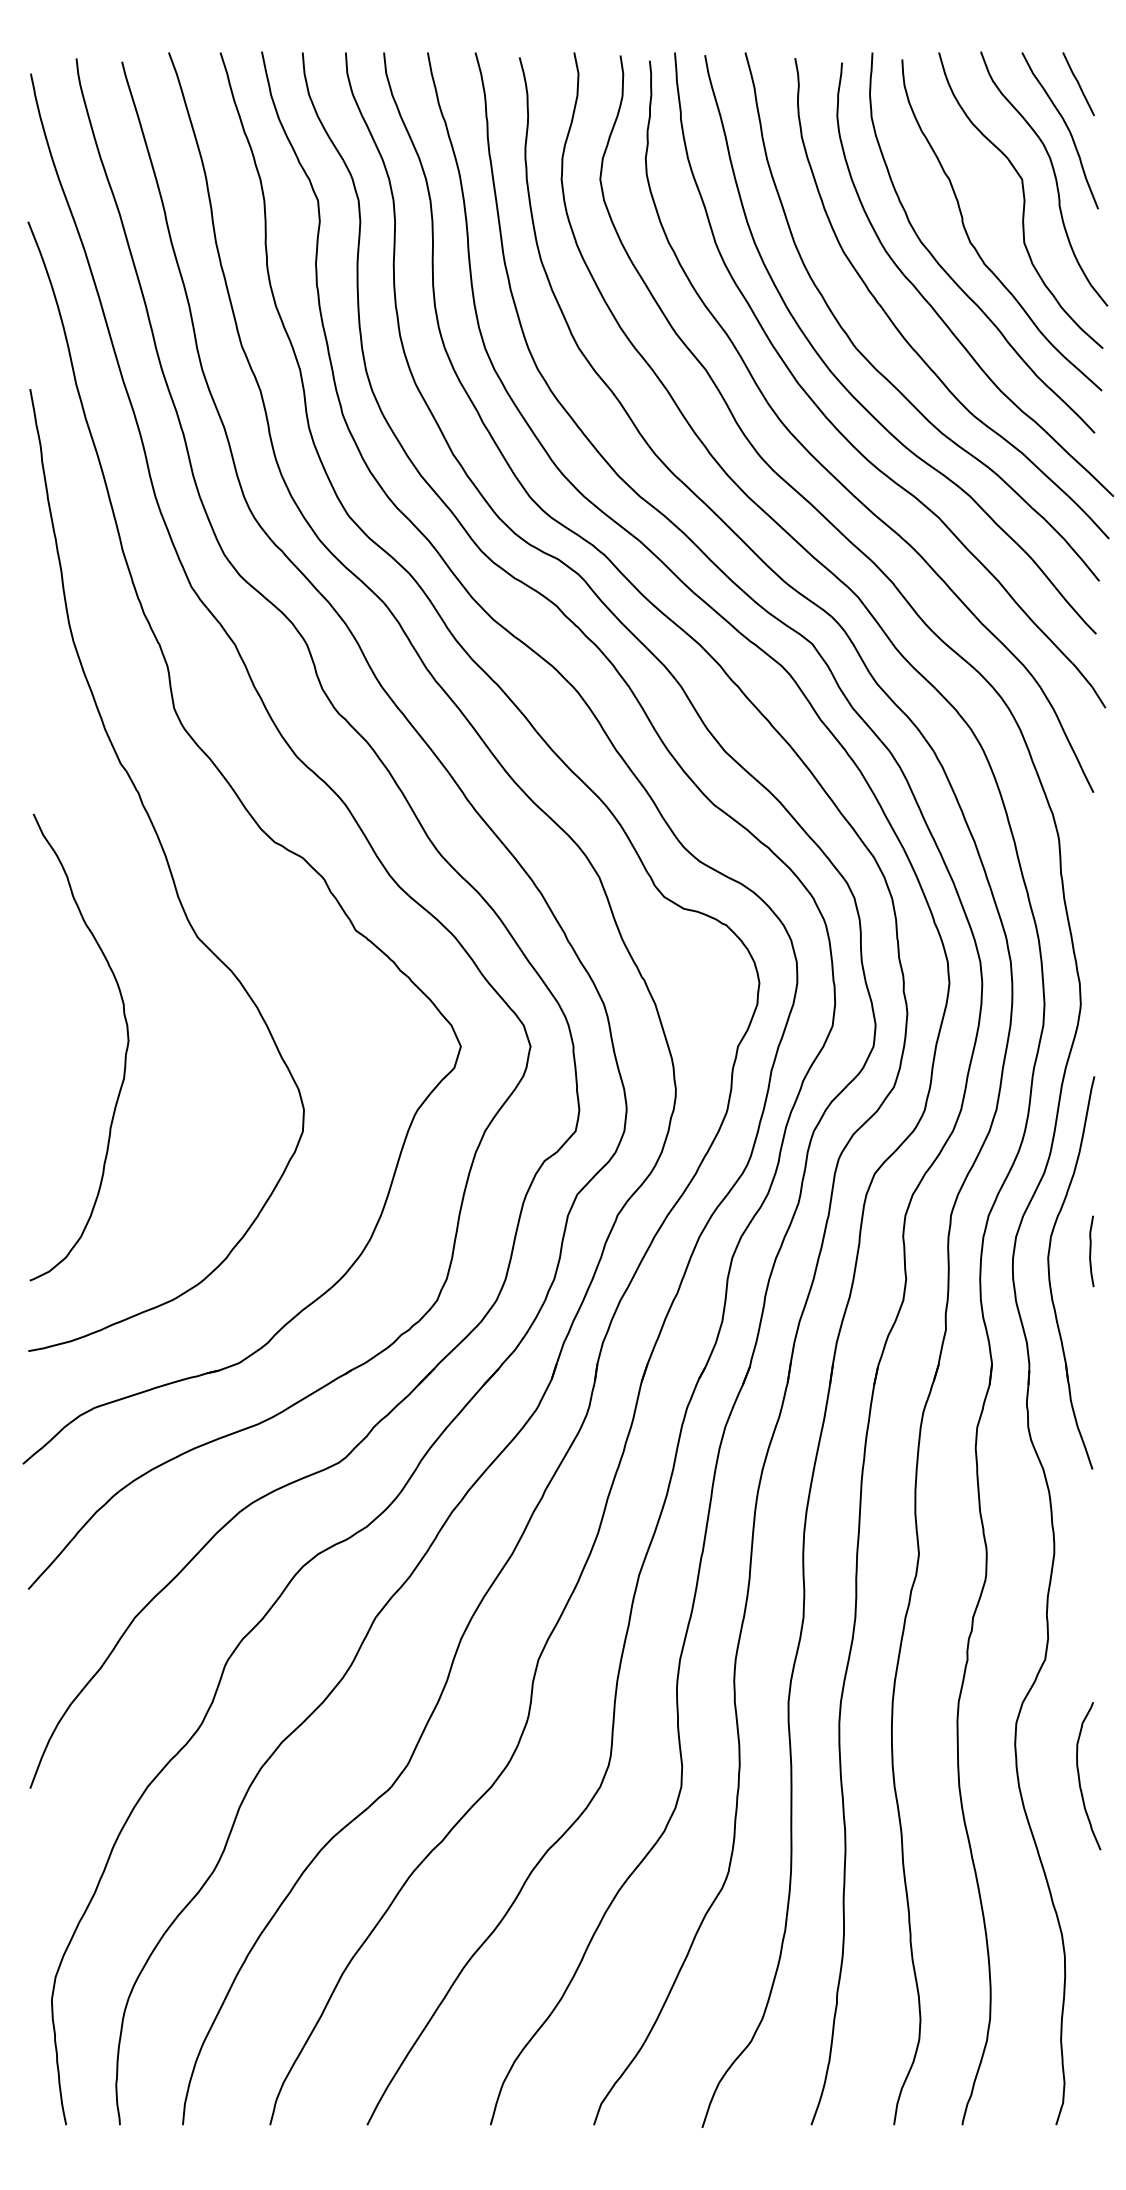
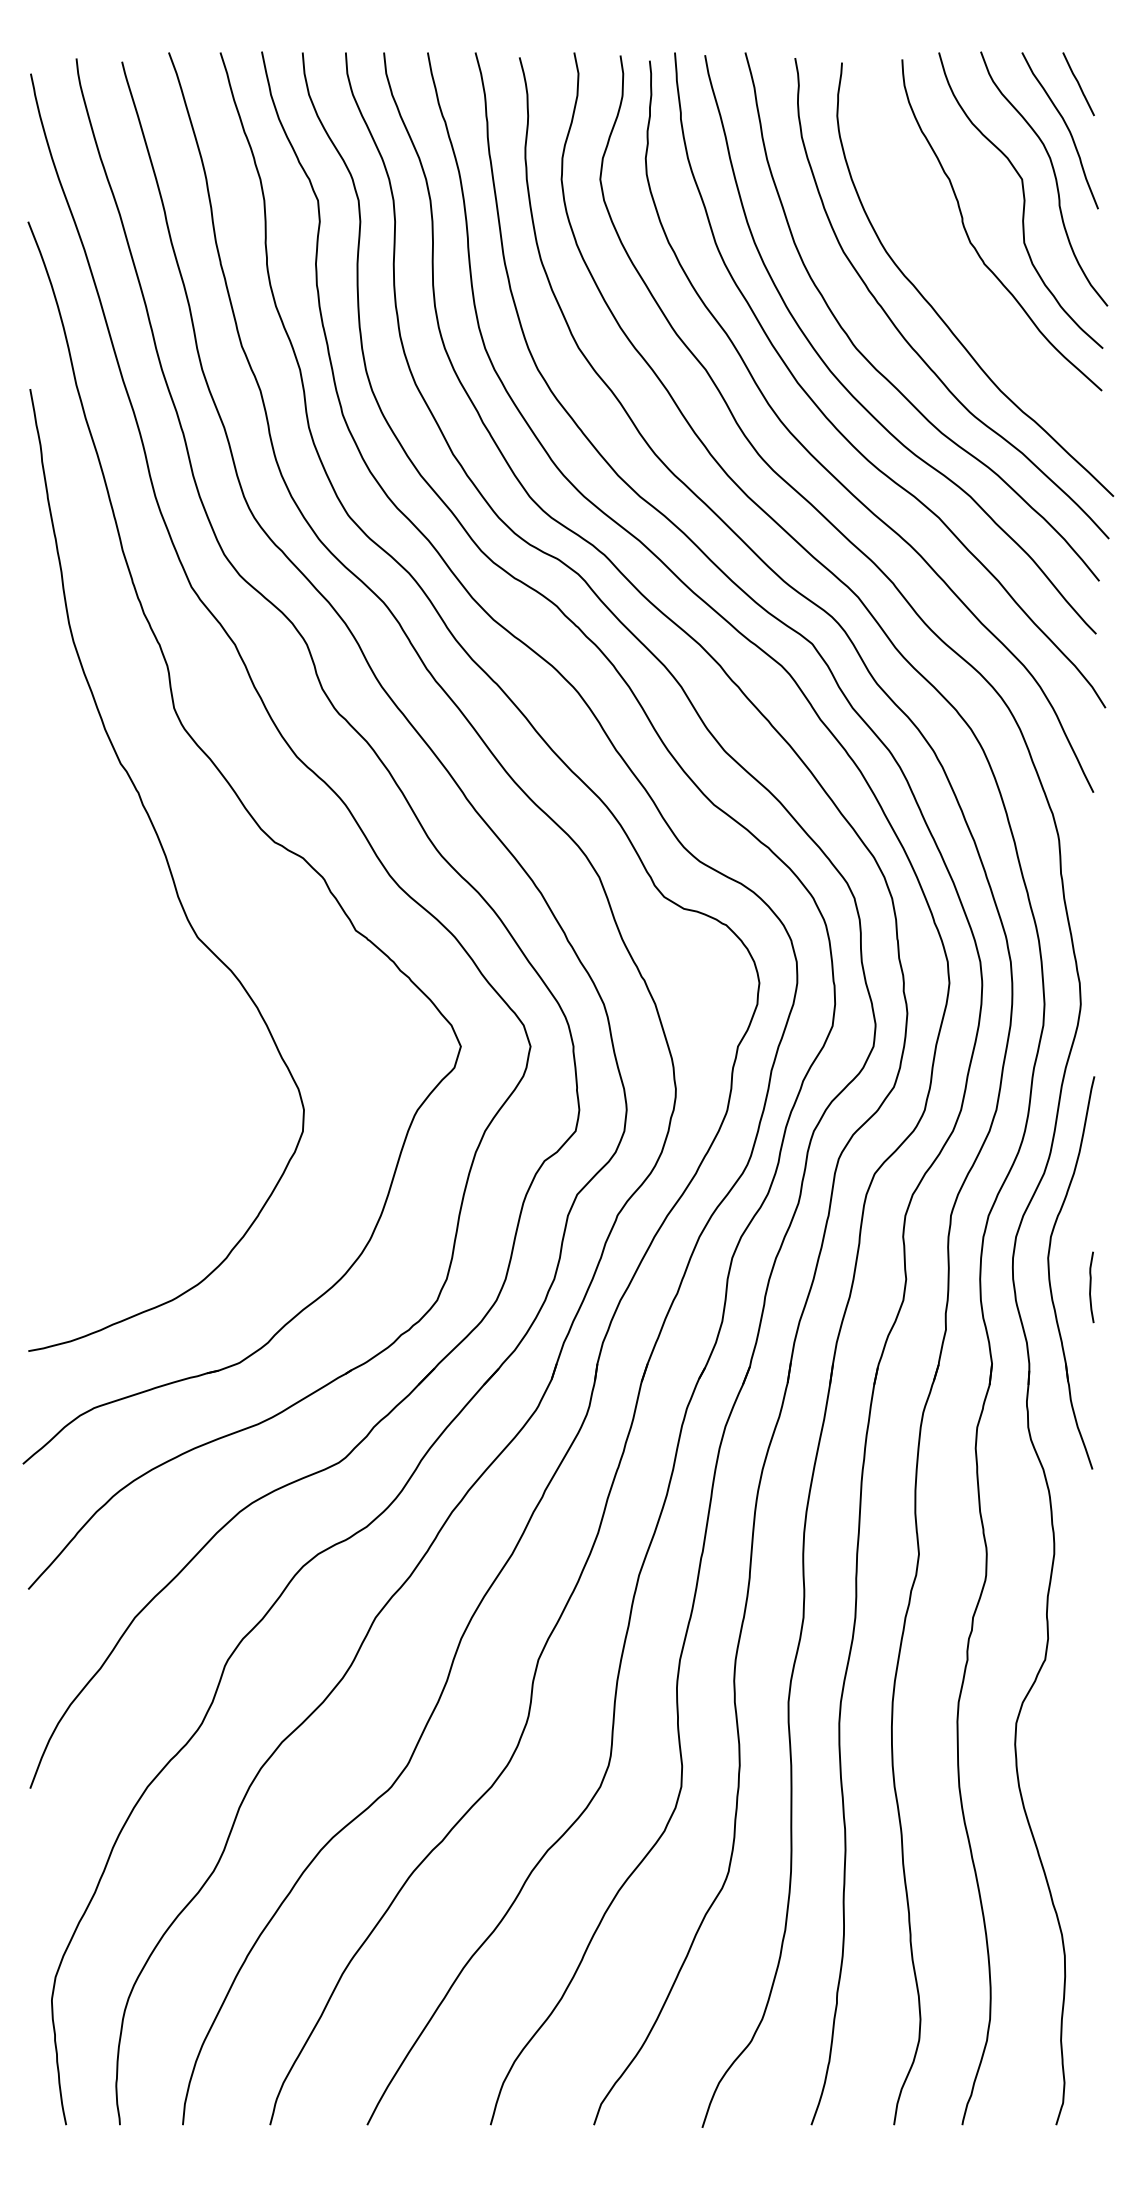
curve: present -> none (949, 274)
curve: present -> none (124, 1056)
curve position: (1091, 1251) -> (1091, 1287) (1091, 1287)
curve: present -> none (1080, 1779)
